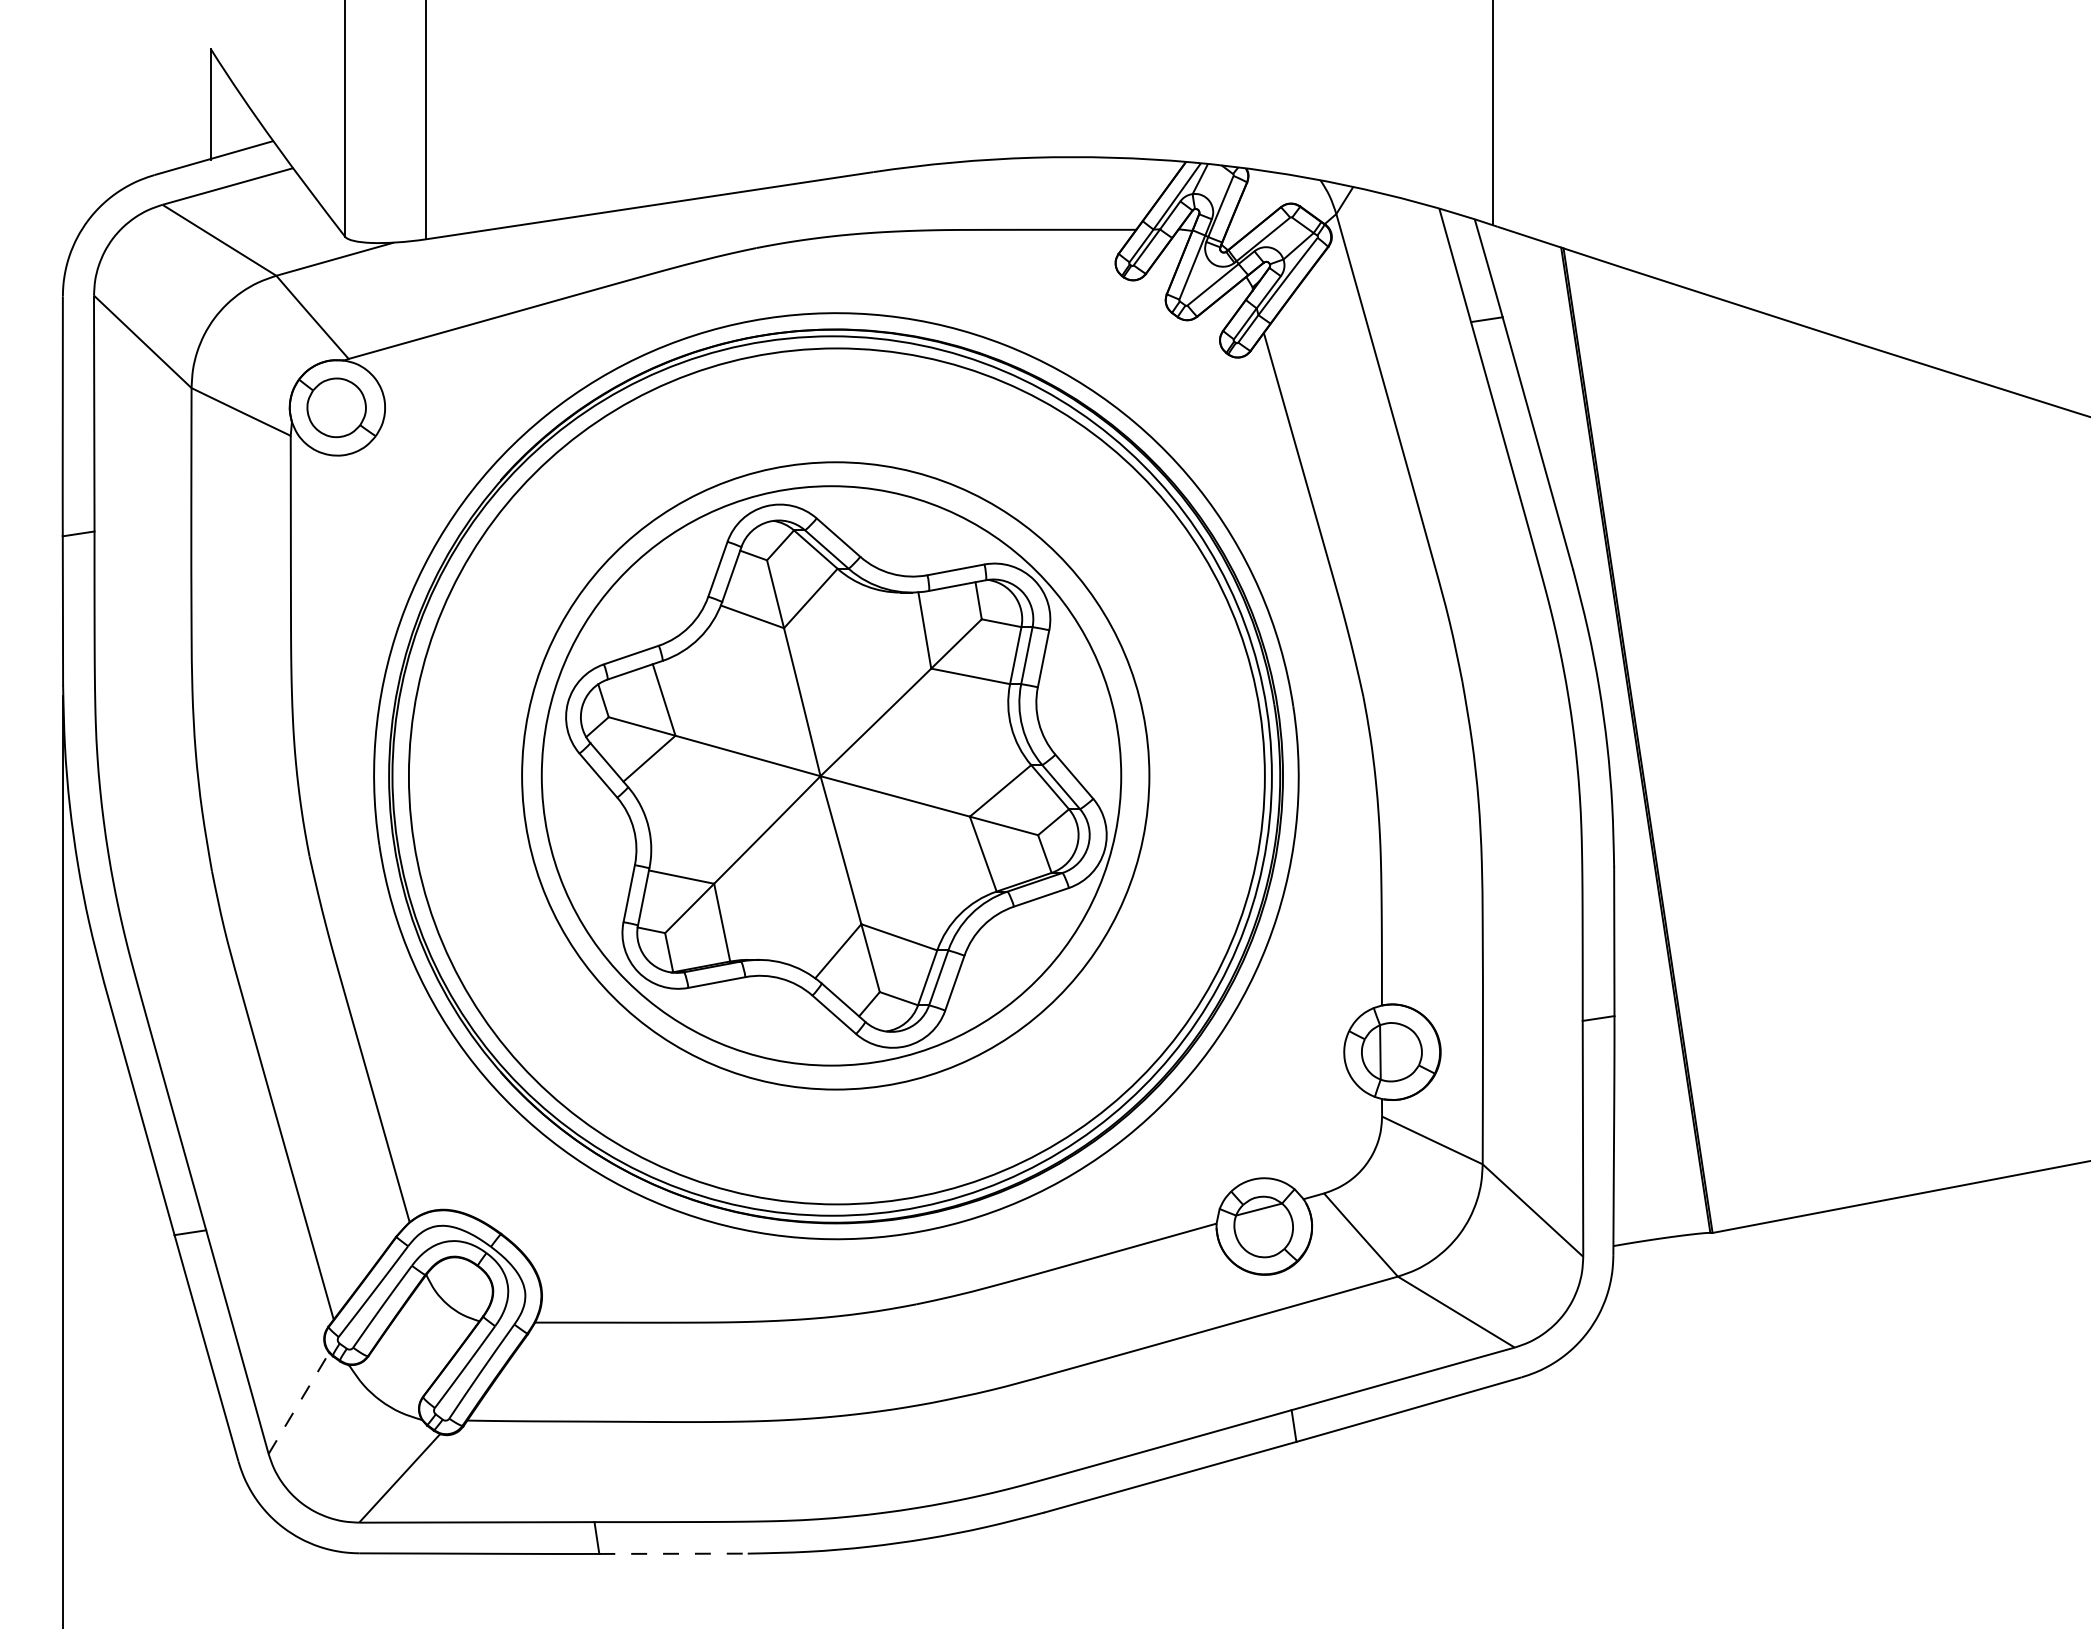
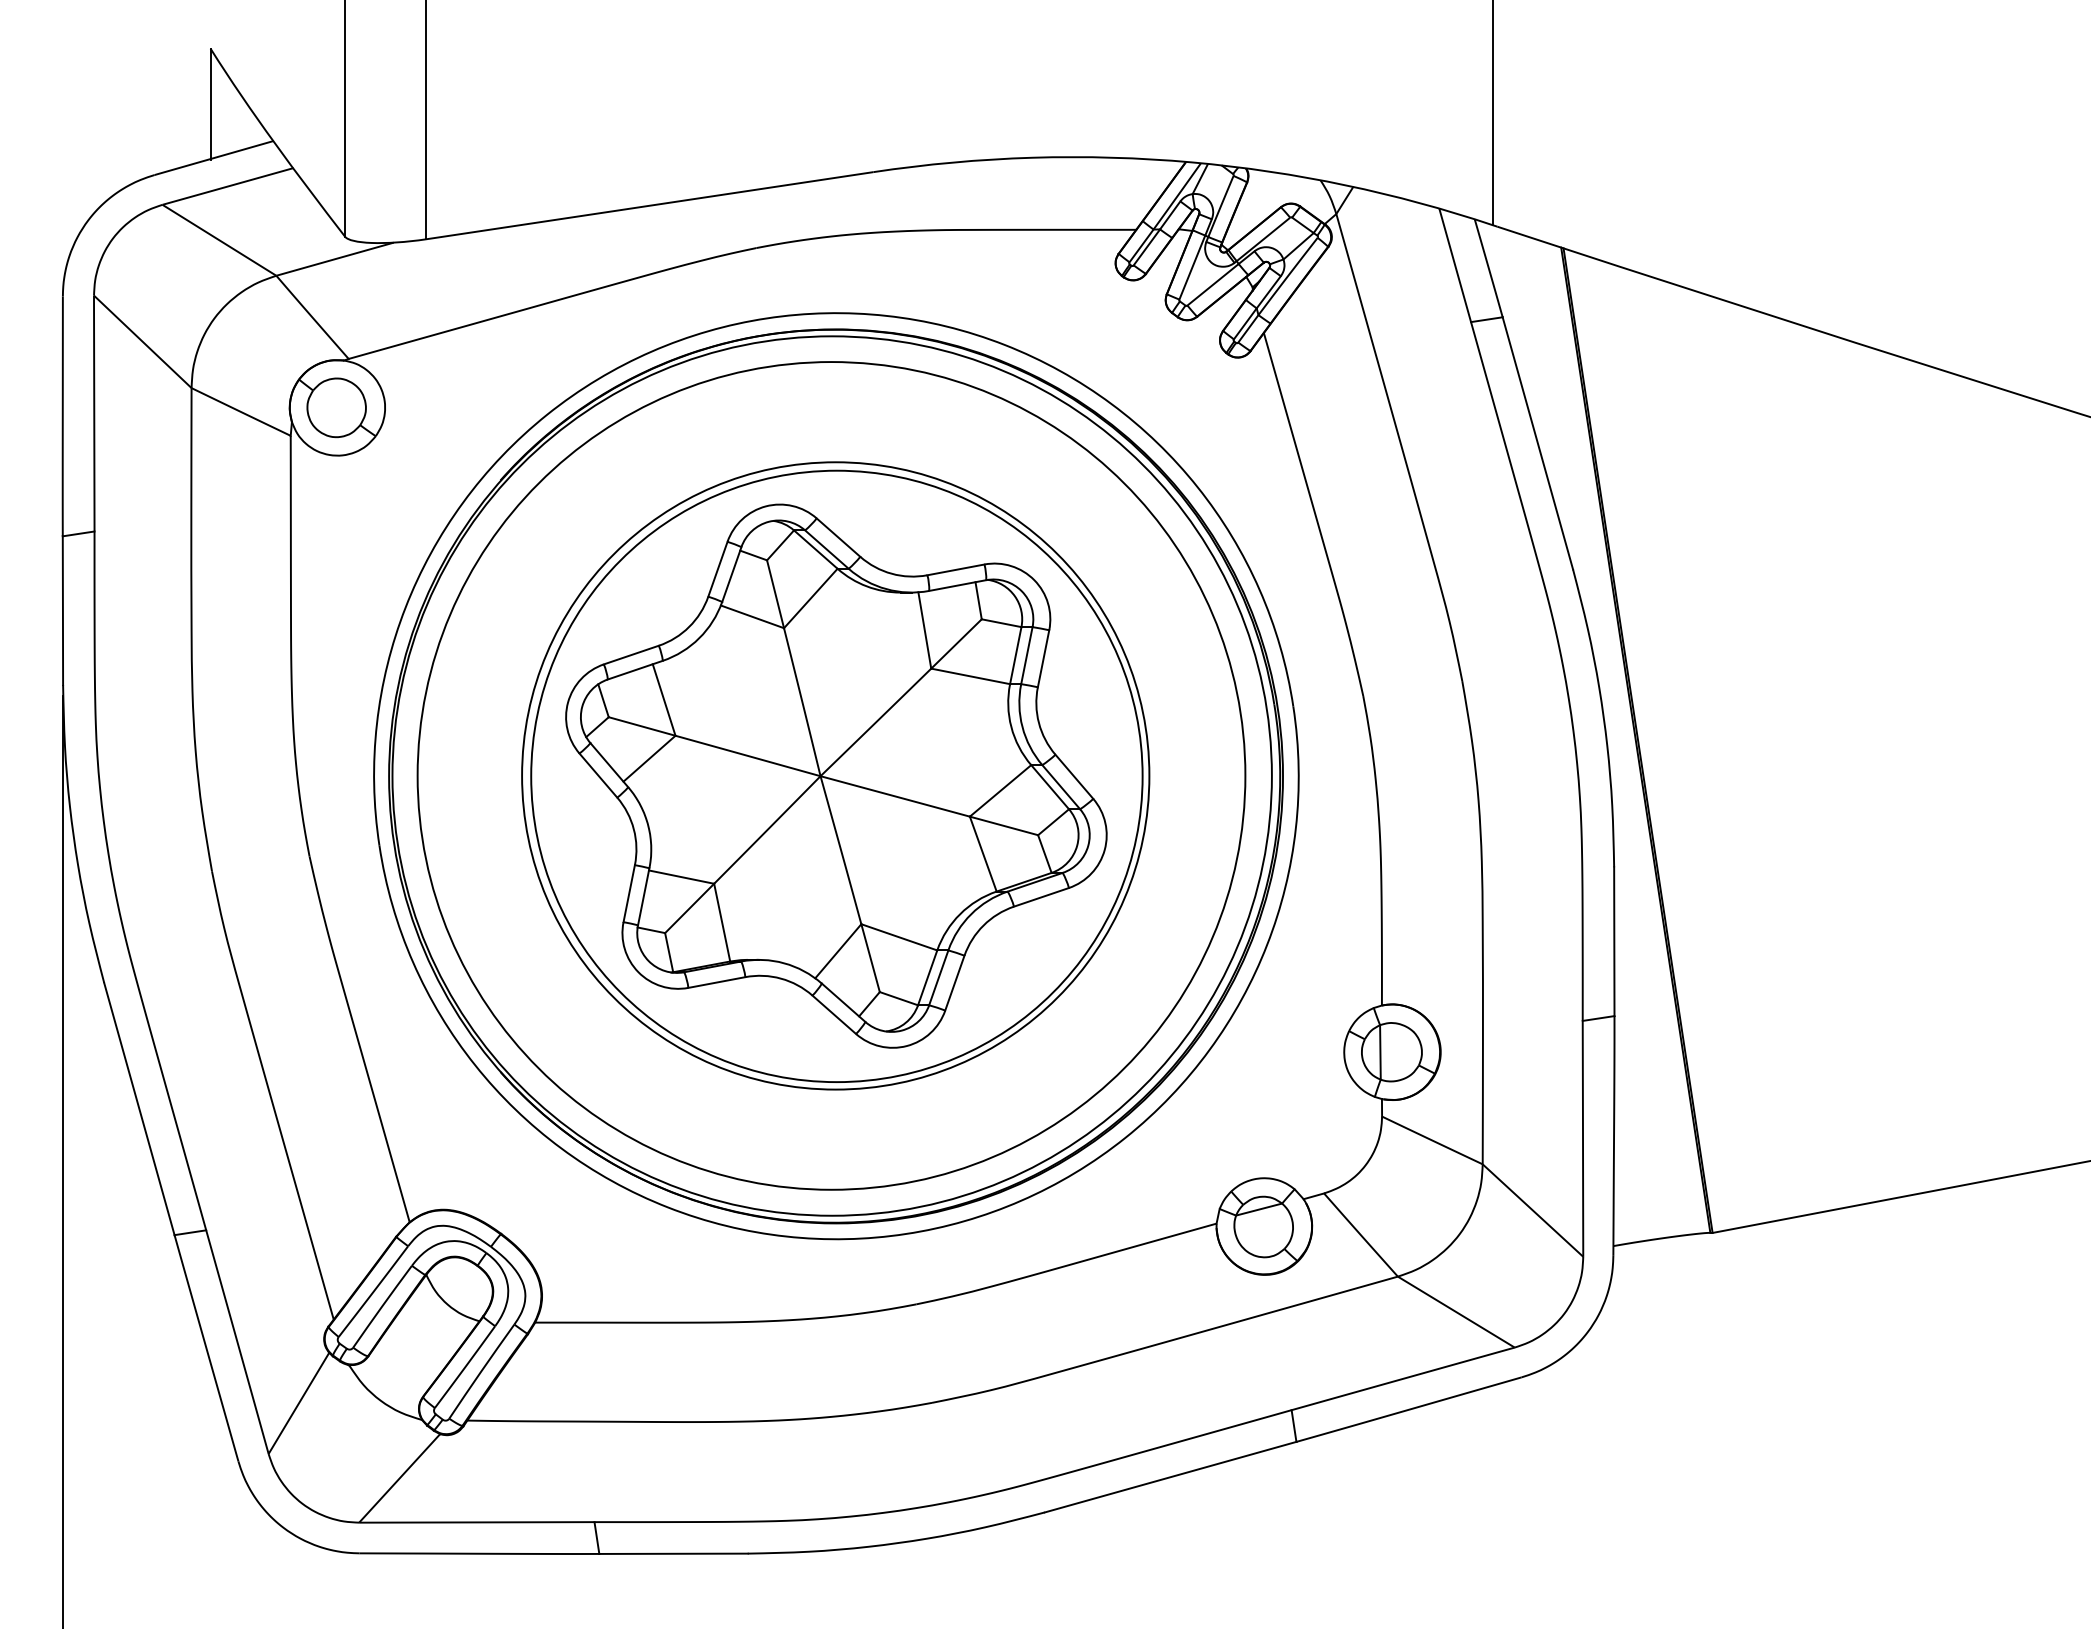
circle diameter: 579 px -> 828 px (831, 775)
circle diameter: 856 px -> 611 px (836, 776)
line: dashed -> solid (298, 1403)
line: dashed -> solid (674, 1553)
